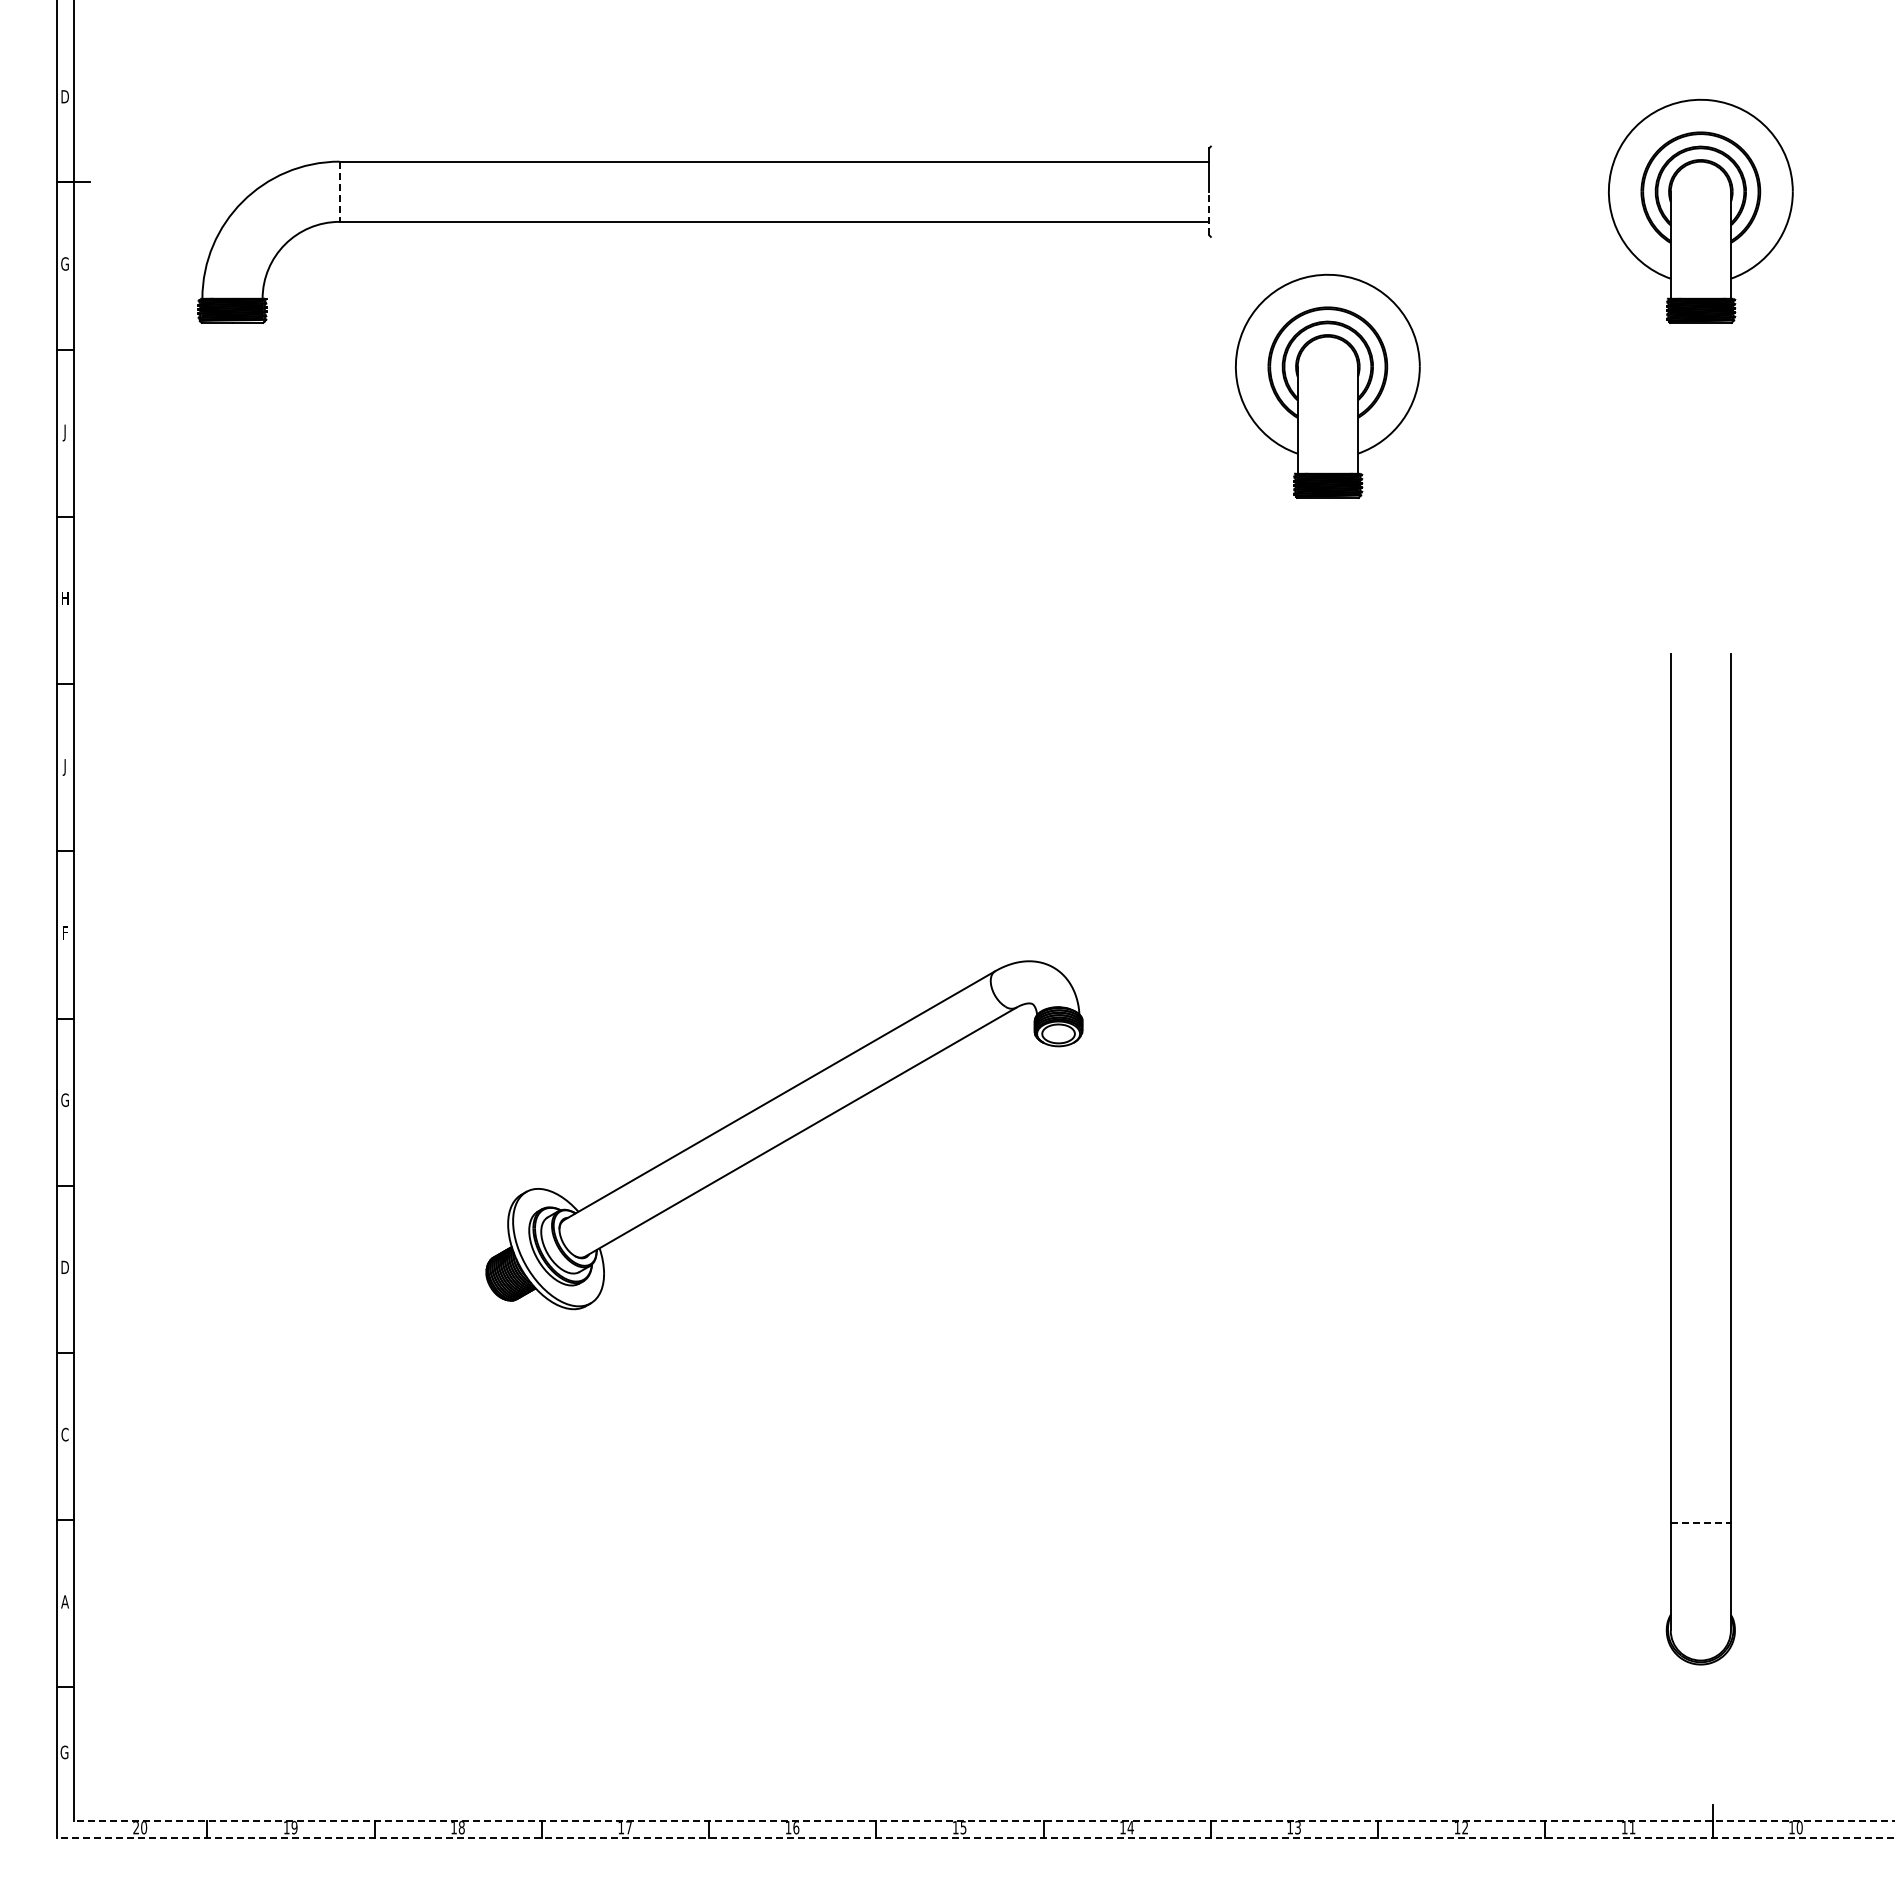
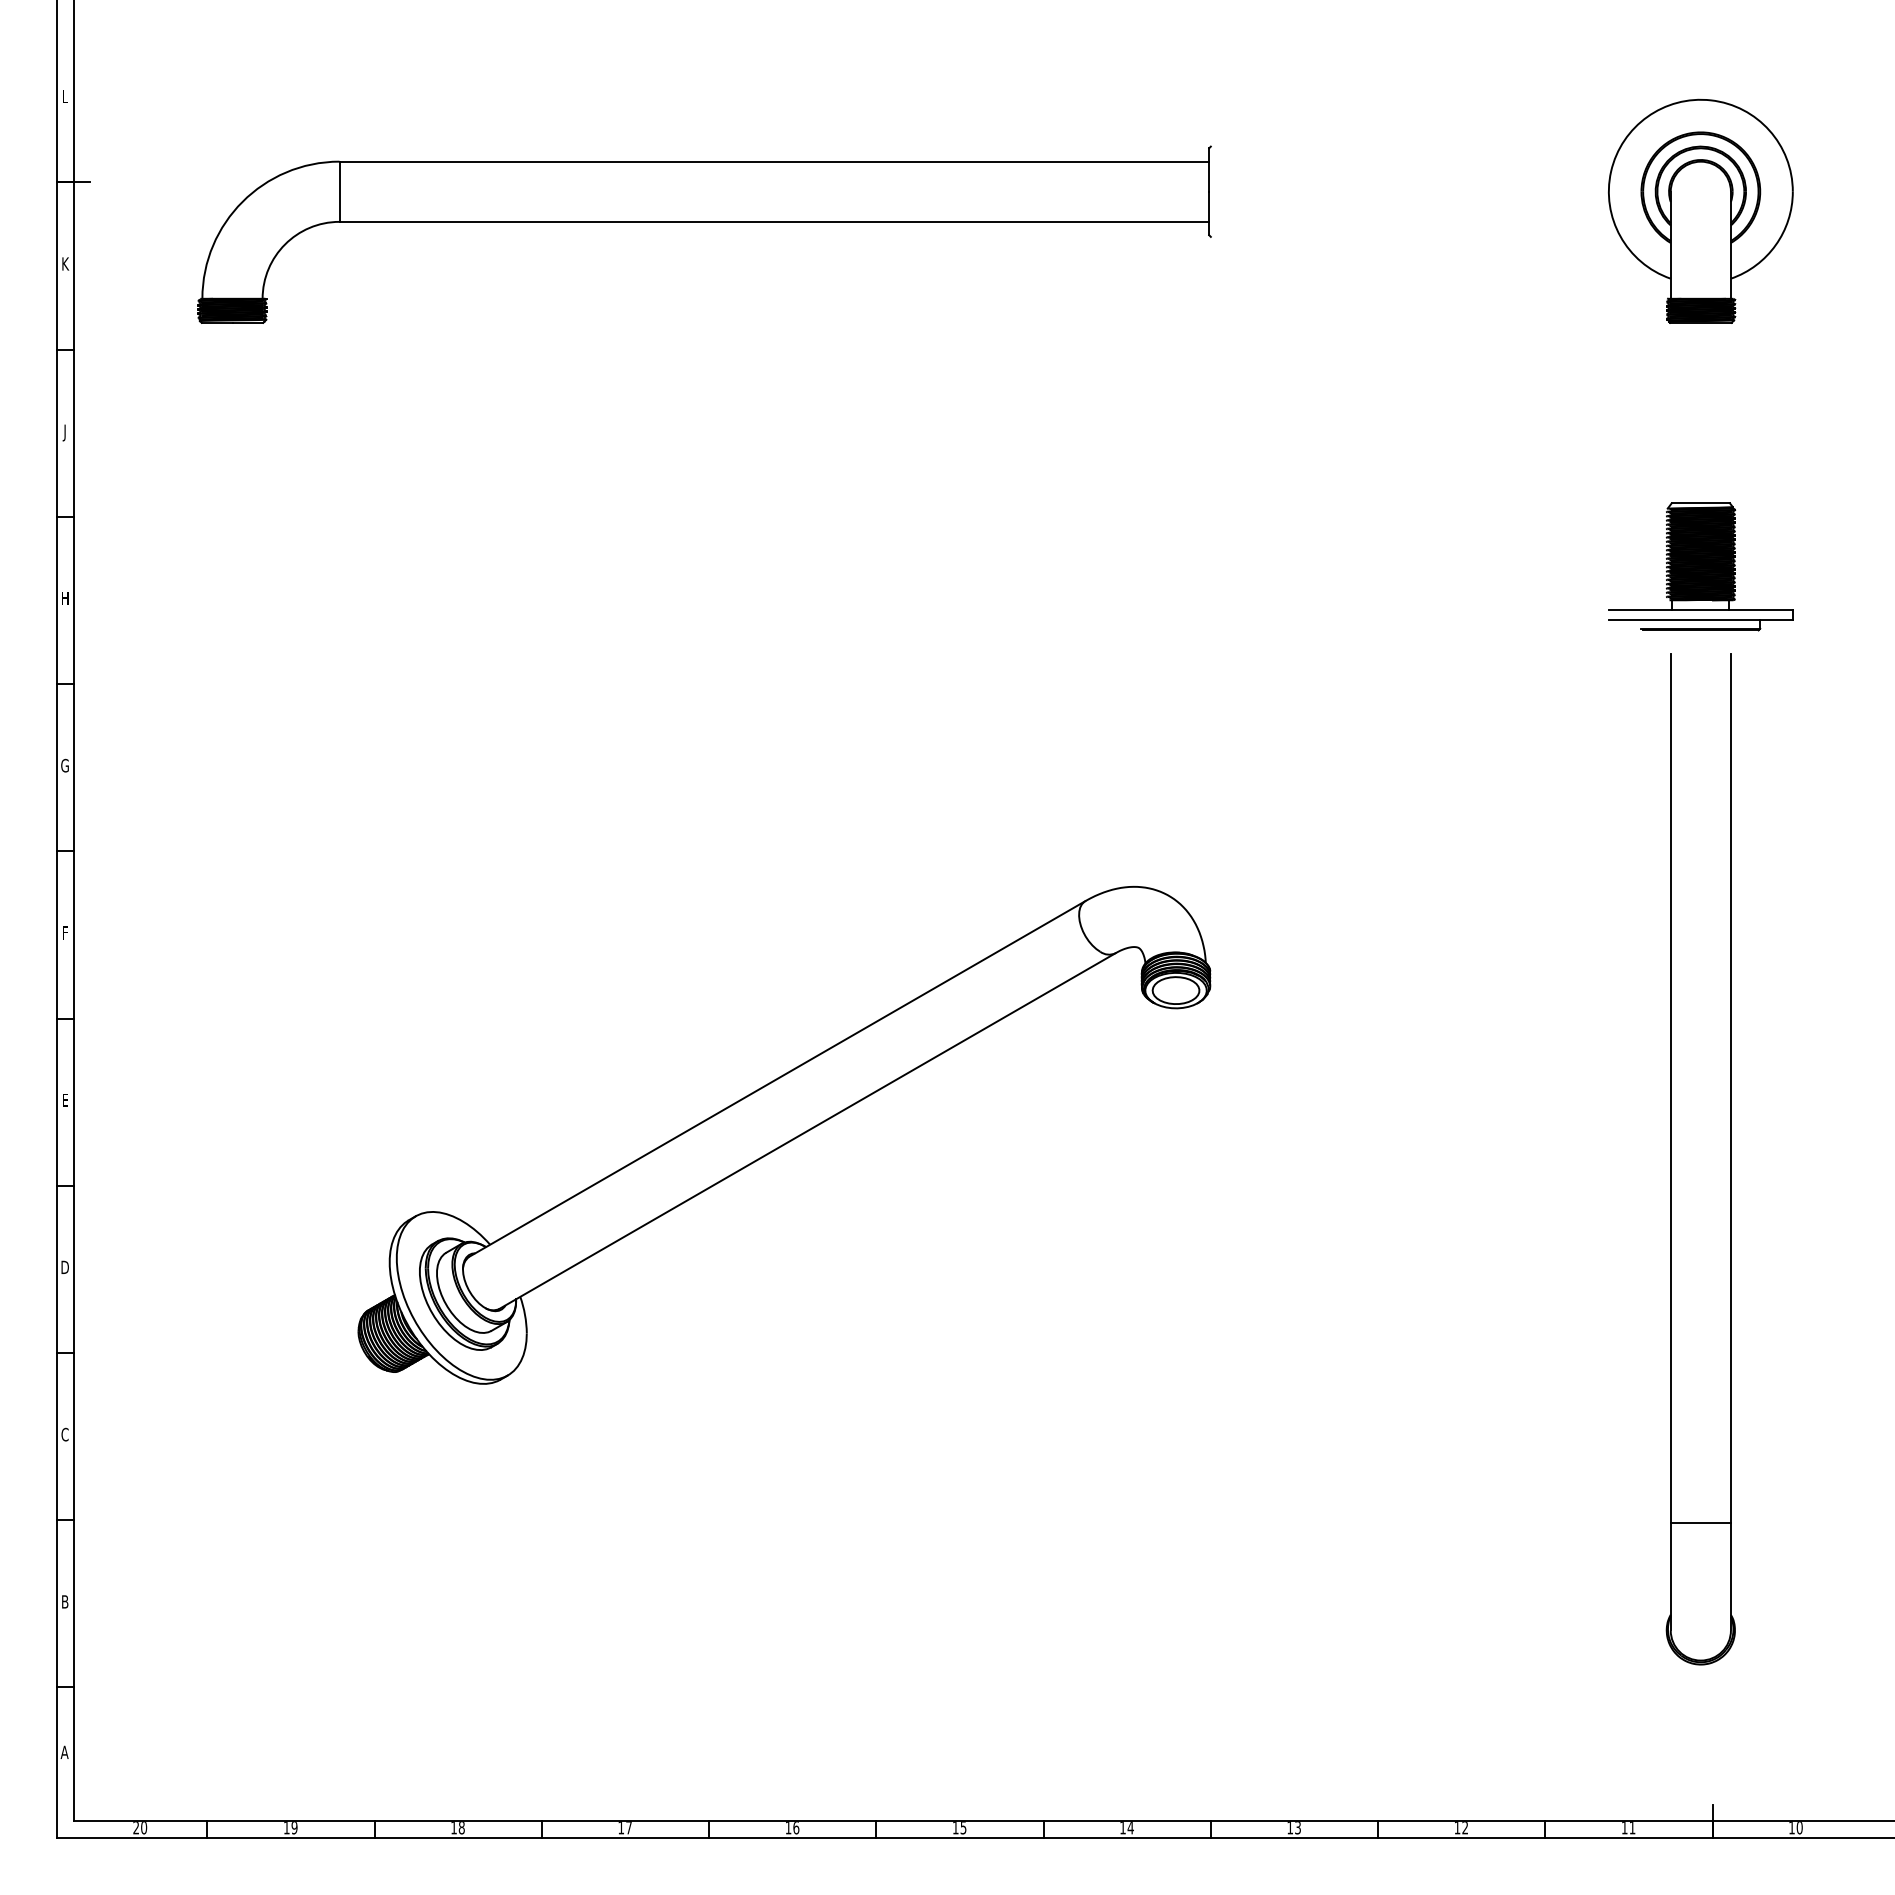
text: D -> L (64, 96)
line: dashed -> solid (339, 192)
line: dashed -> solid (1209, 213)
text: G -> K (65, 263)
part: present -> none (1327, 385)
part: none -> present (1700, 566)
text: J -> G (64, 766)
text: G -> E (64, 1099)
part size: 599x351 px -> 855x500 px (784, 1134)
line: dashed -> solid (1701, 1523)
text: A -> B (64, 1601)
text: G -> A (64, 1752)
line: dashed -> solid (983, 1821)
line: dashed -> solid (975, 1837)
